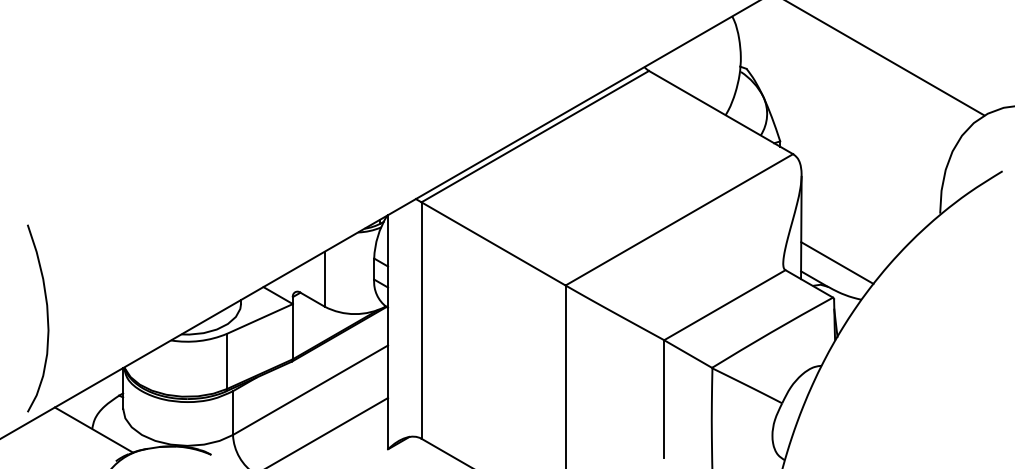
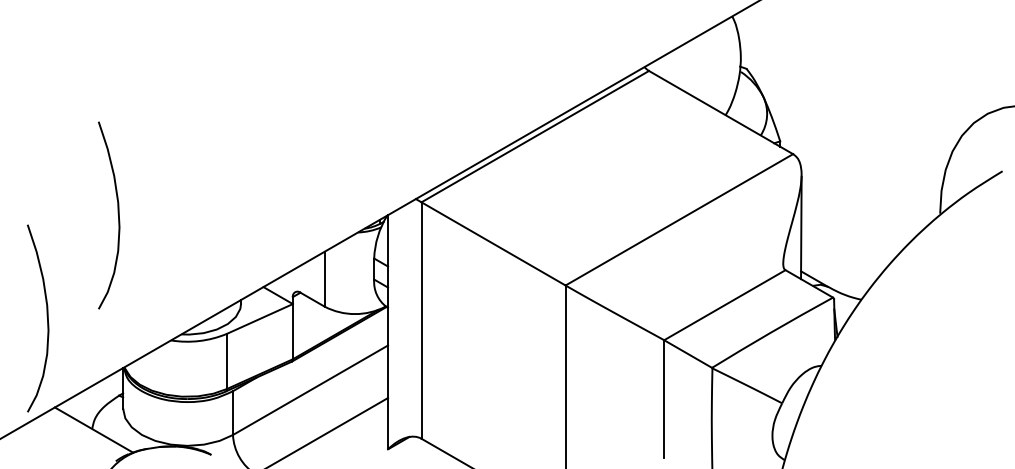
line: present -> none (886, 58)
curve: none -> present (117, 213)
line: present -> none (837, 262)
